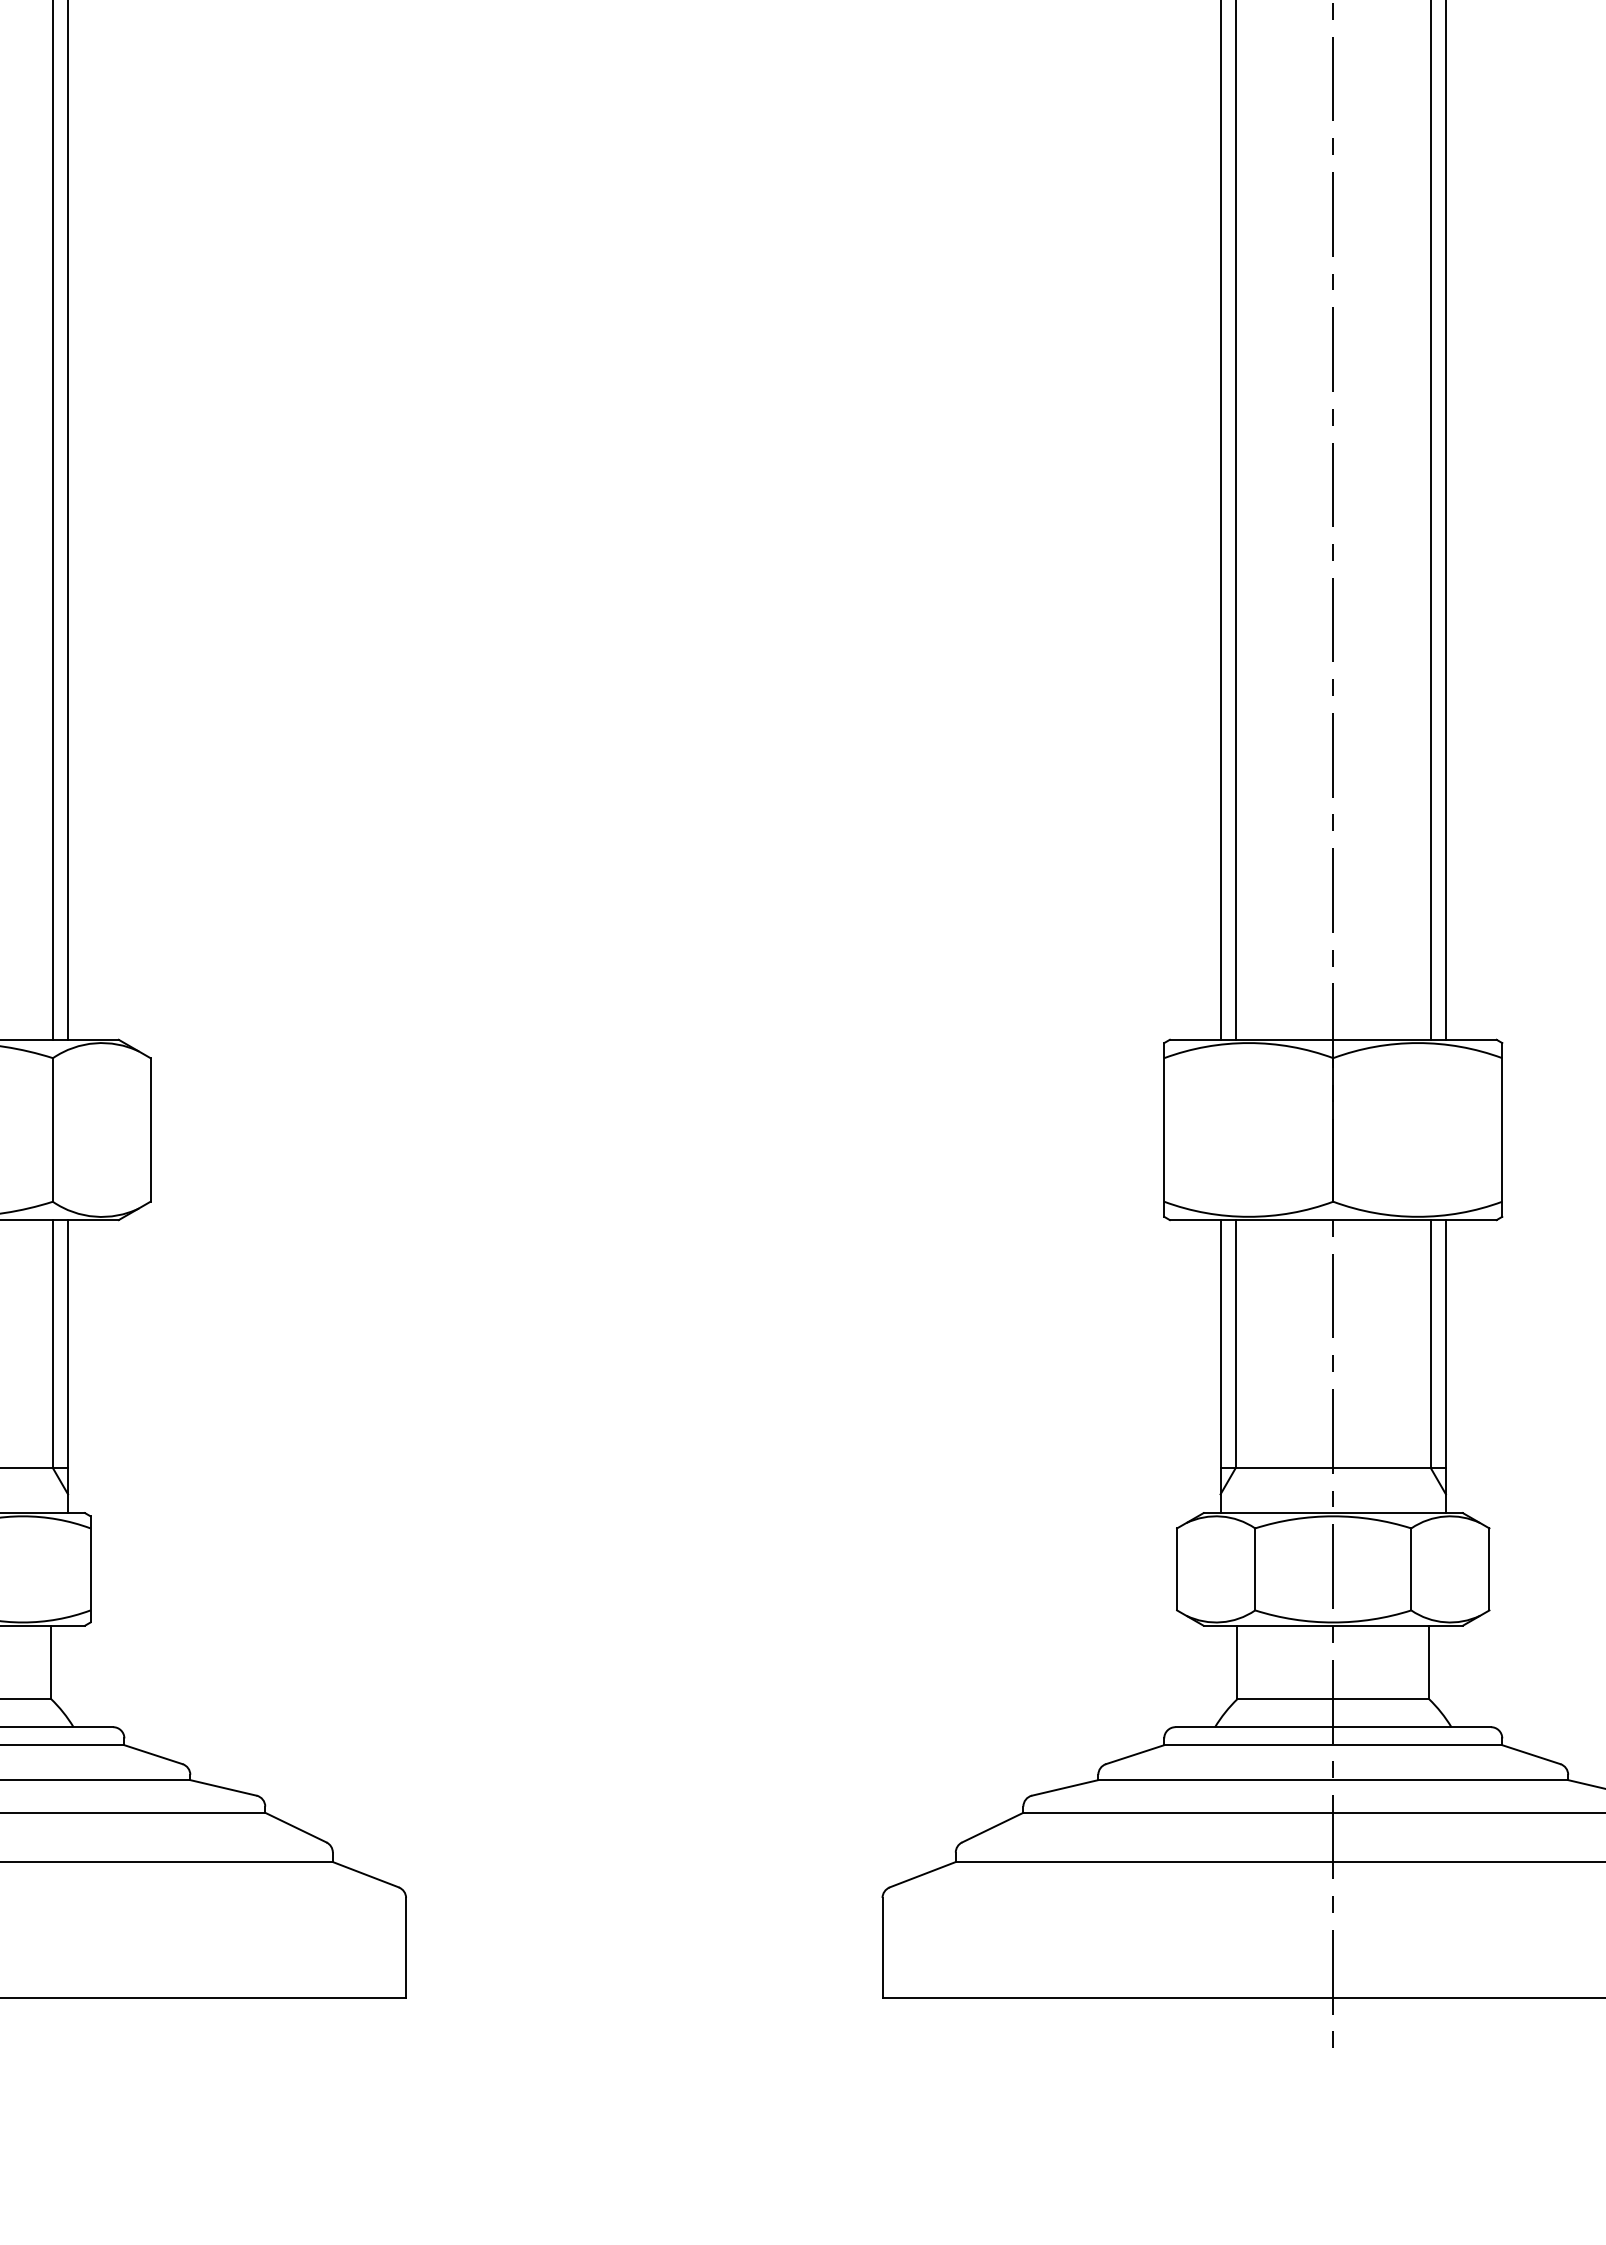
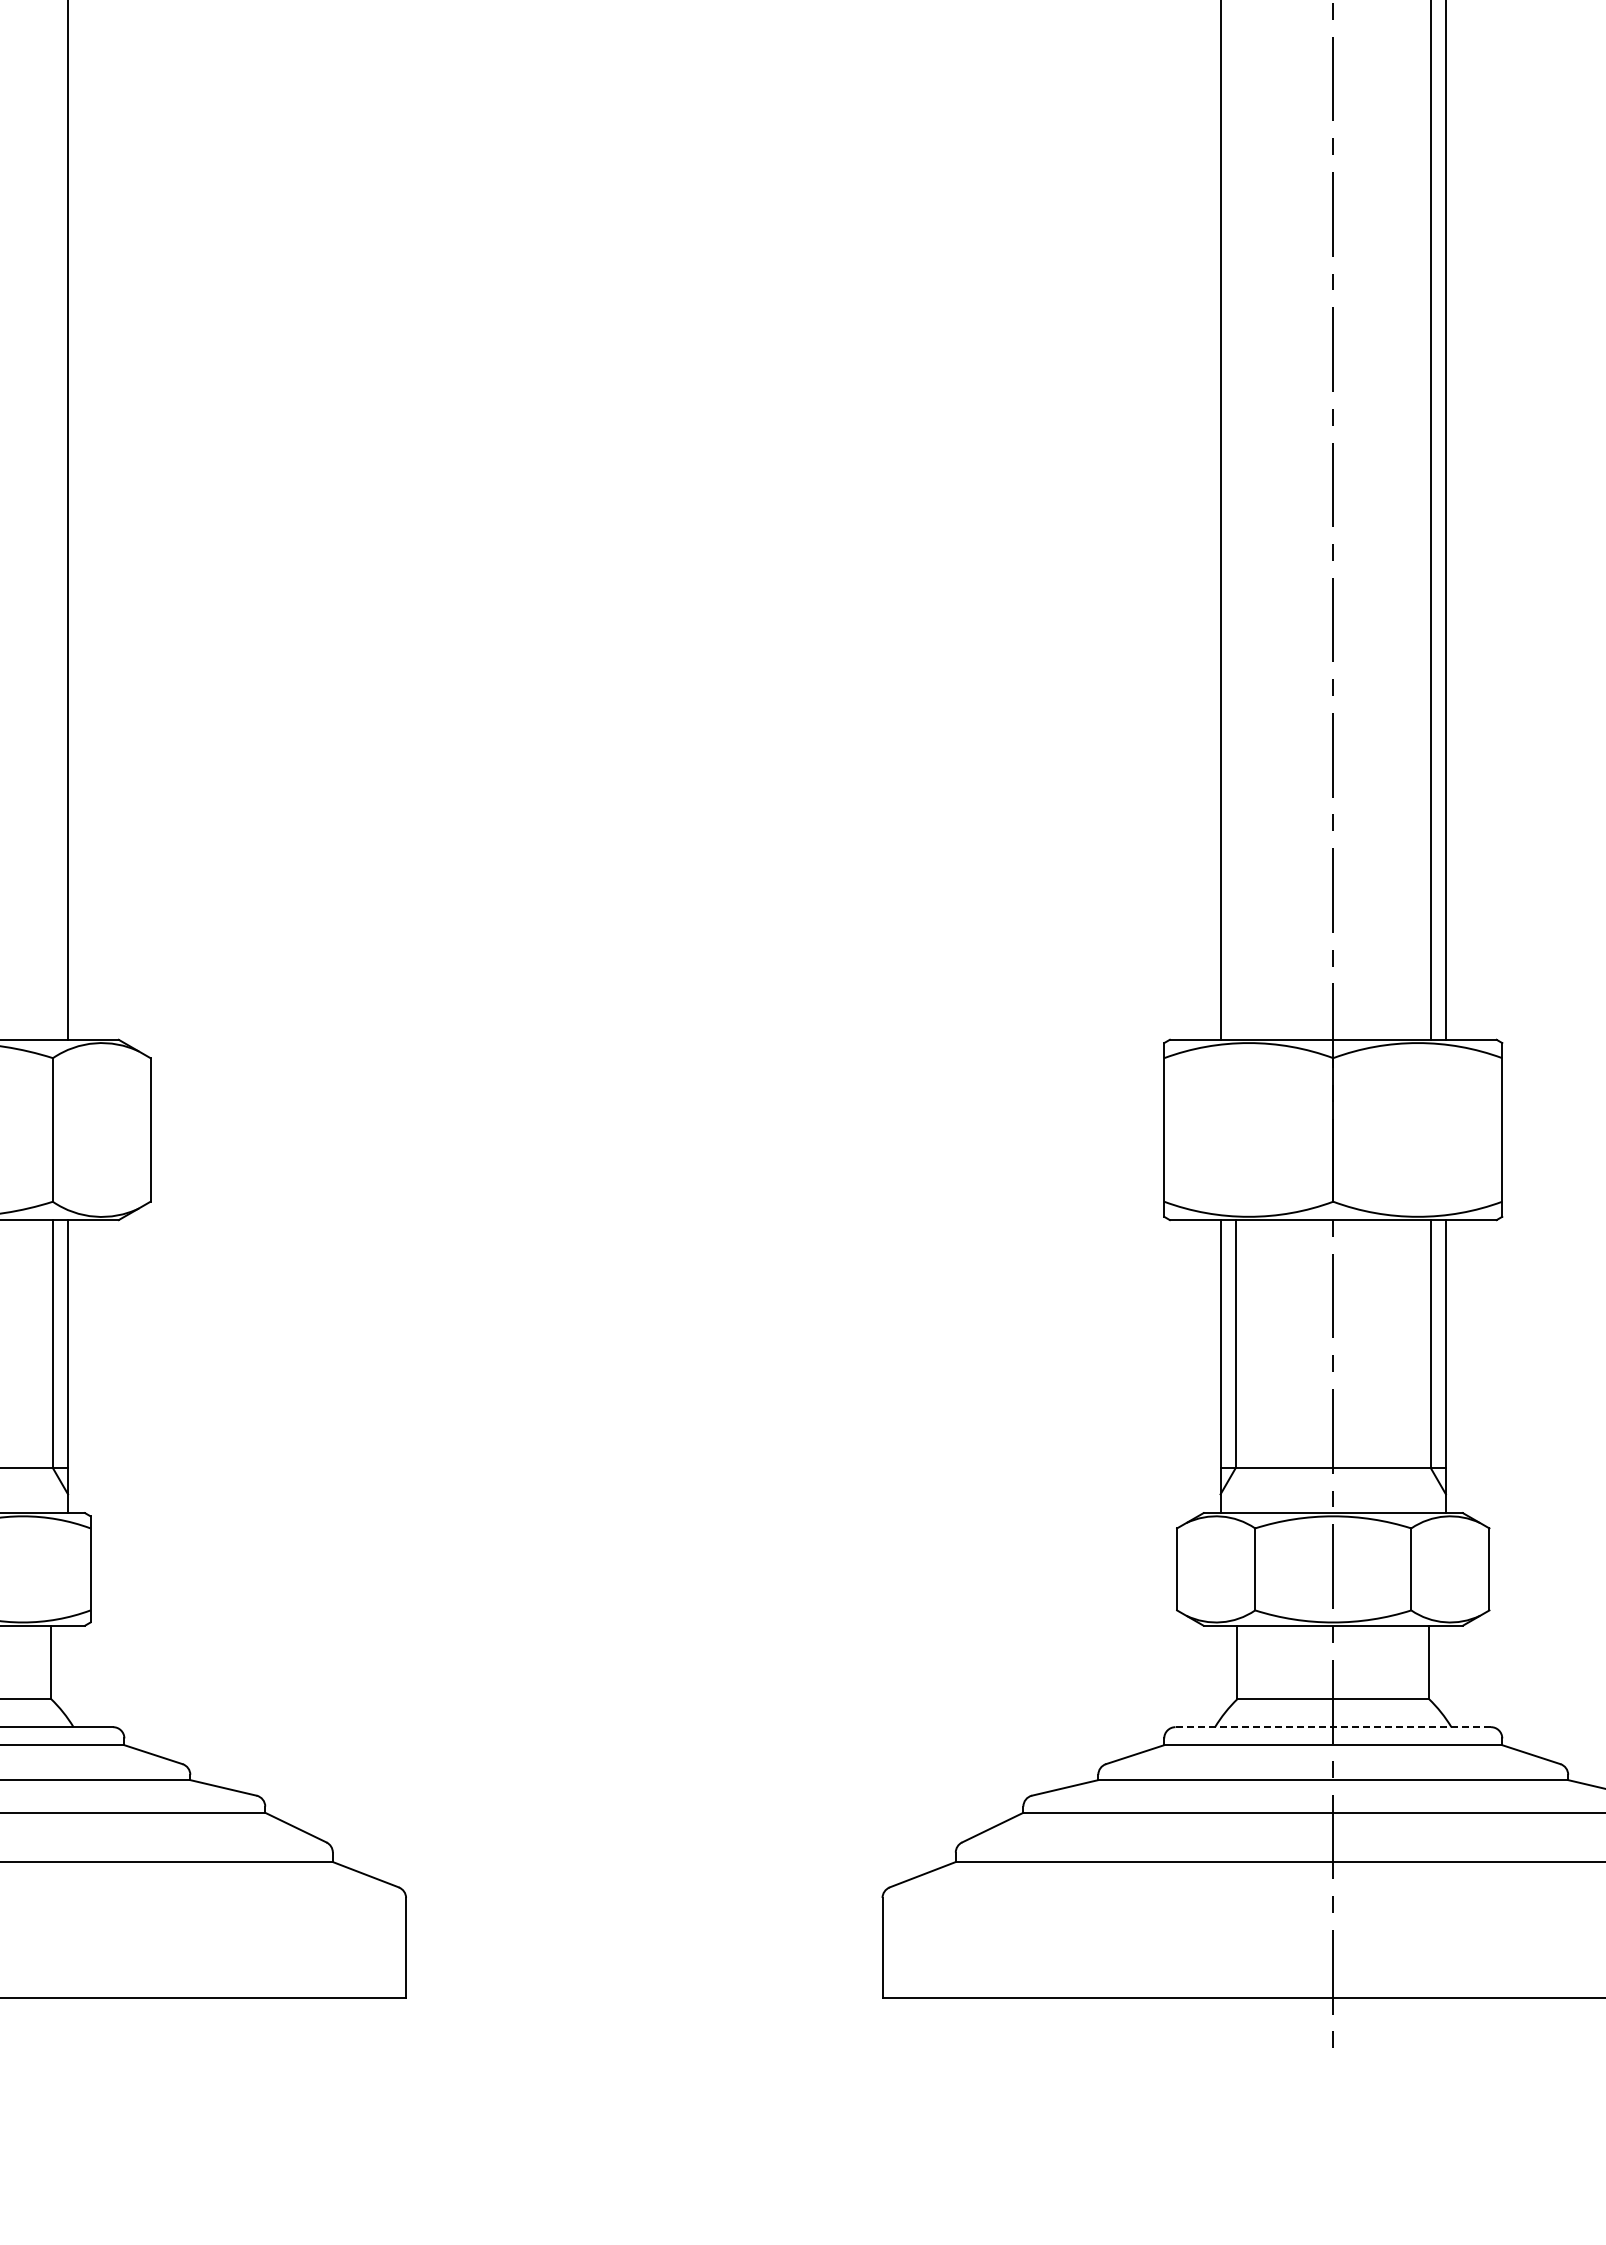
line: present -> none (52, 520)
line: present -> none (1235, 520)
line: solid -> dashed (1333, 1727)
